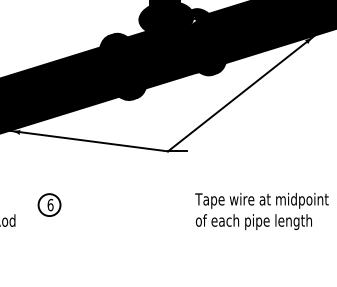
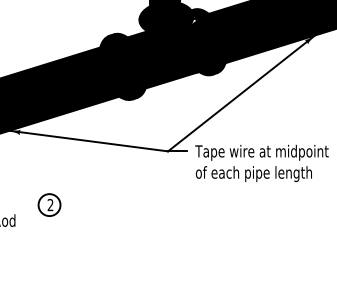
text: 6 -> 2 (50, 204)
text position: (261, 210) -> (261, 162) (261, 162)
